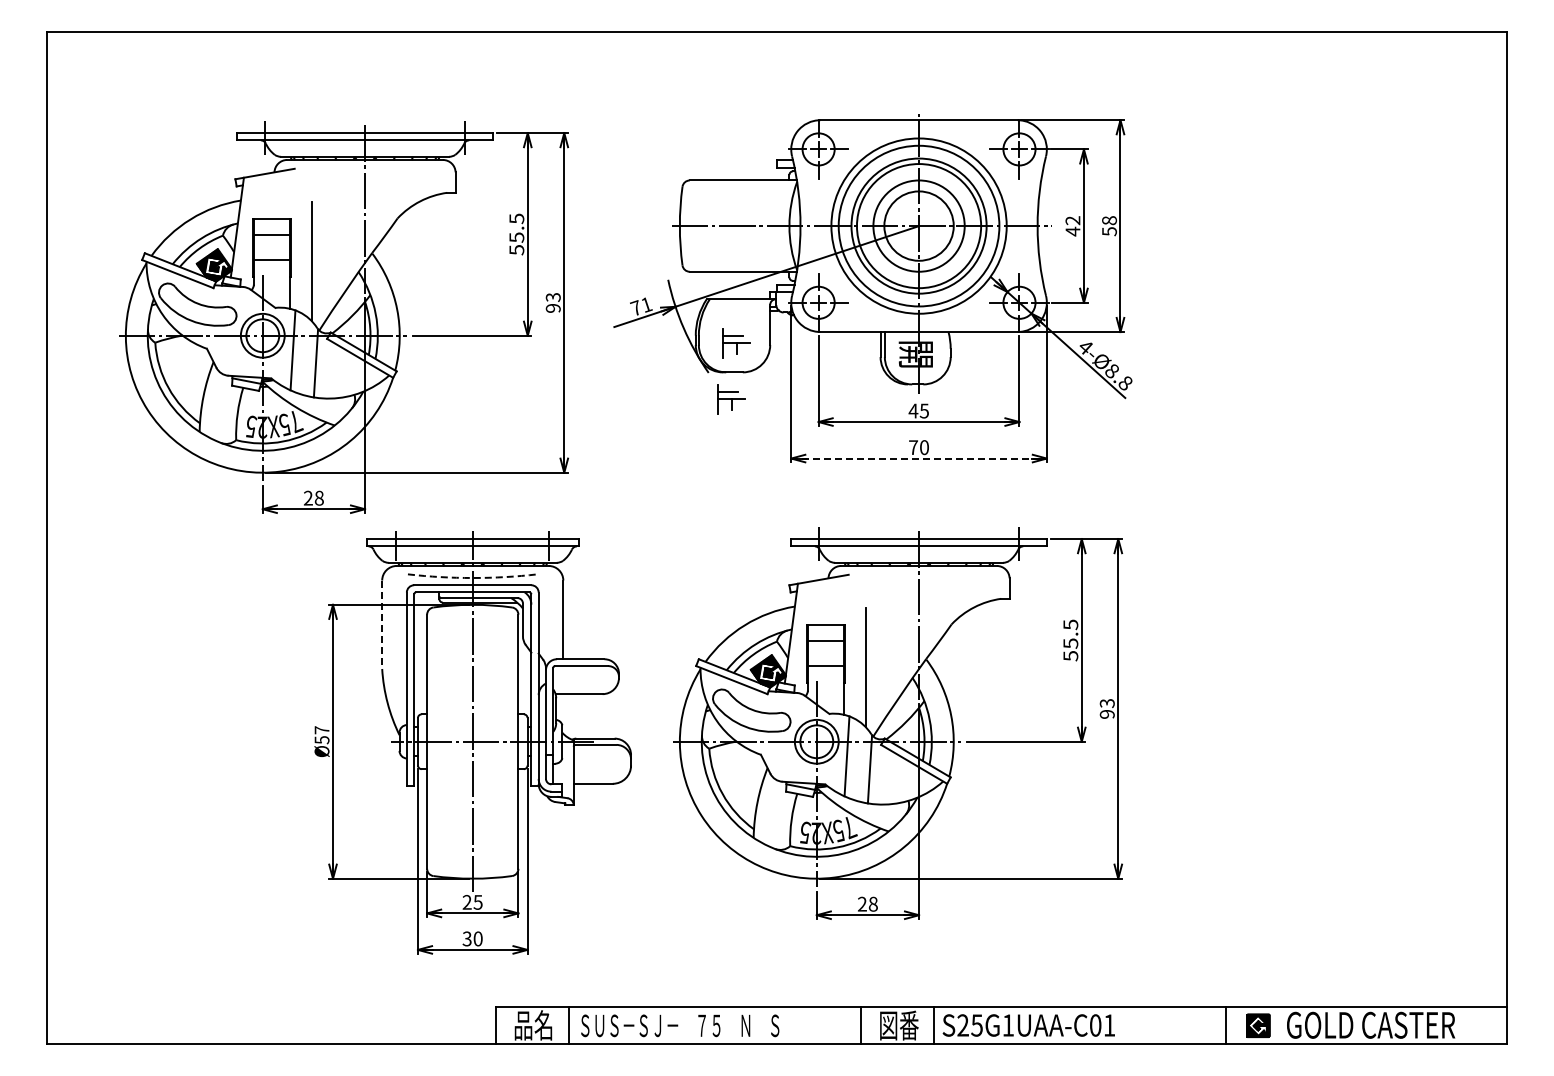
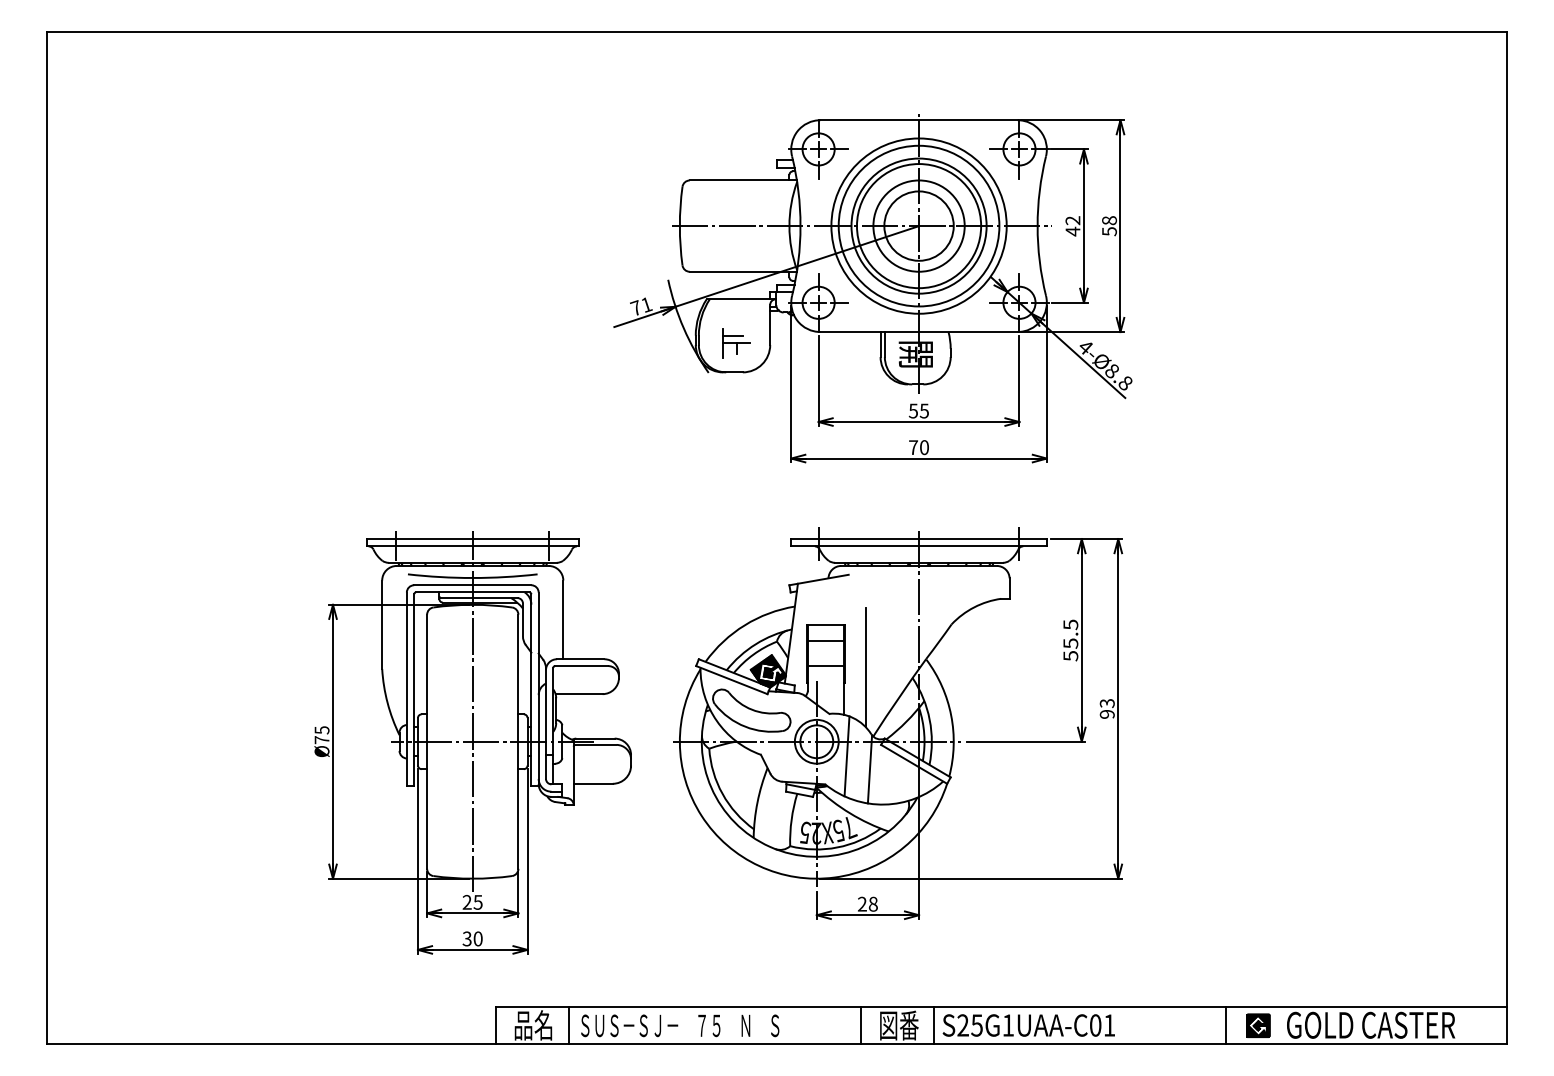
part: present -> none (344, 317)
part: present -> none (731, 399)
text: 45 -> 55 (913, 410)
line: dashed -> solid (919, 458)
arc: dashed -> solid (472, 578)
line: dashed -> solid (382, 625)
text: Ø57 -> Ø75 (321, 735)
